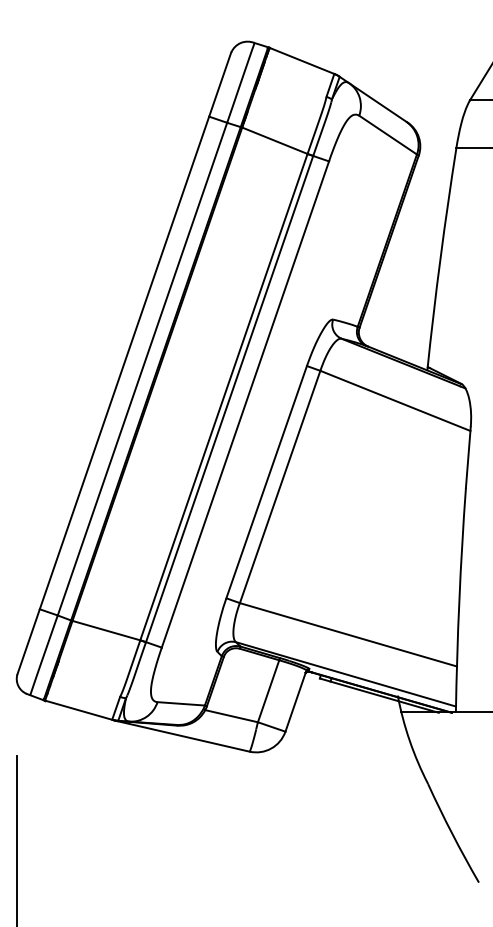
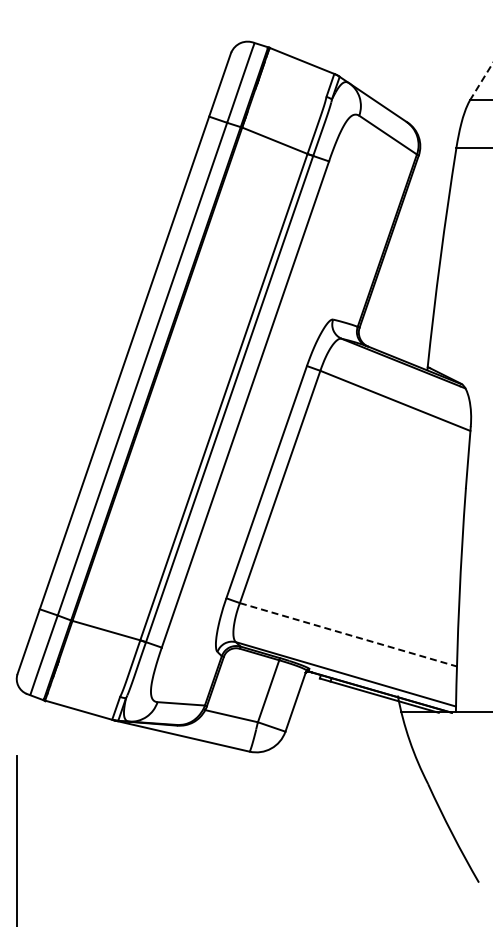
line: solid -> dashed (481, 81)
line: solid -> dashed (348, 634)
